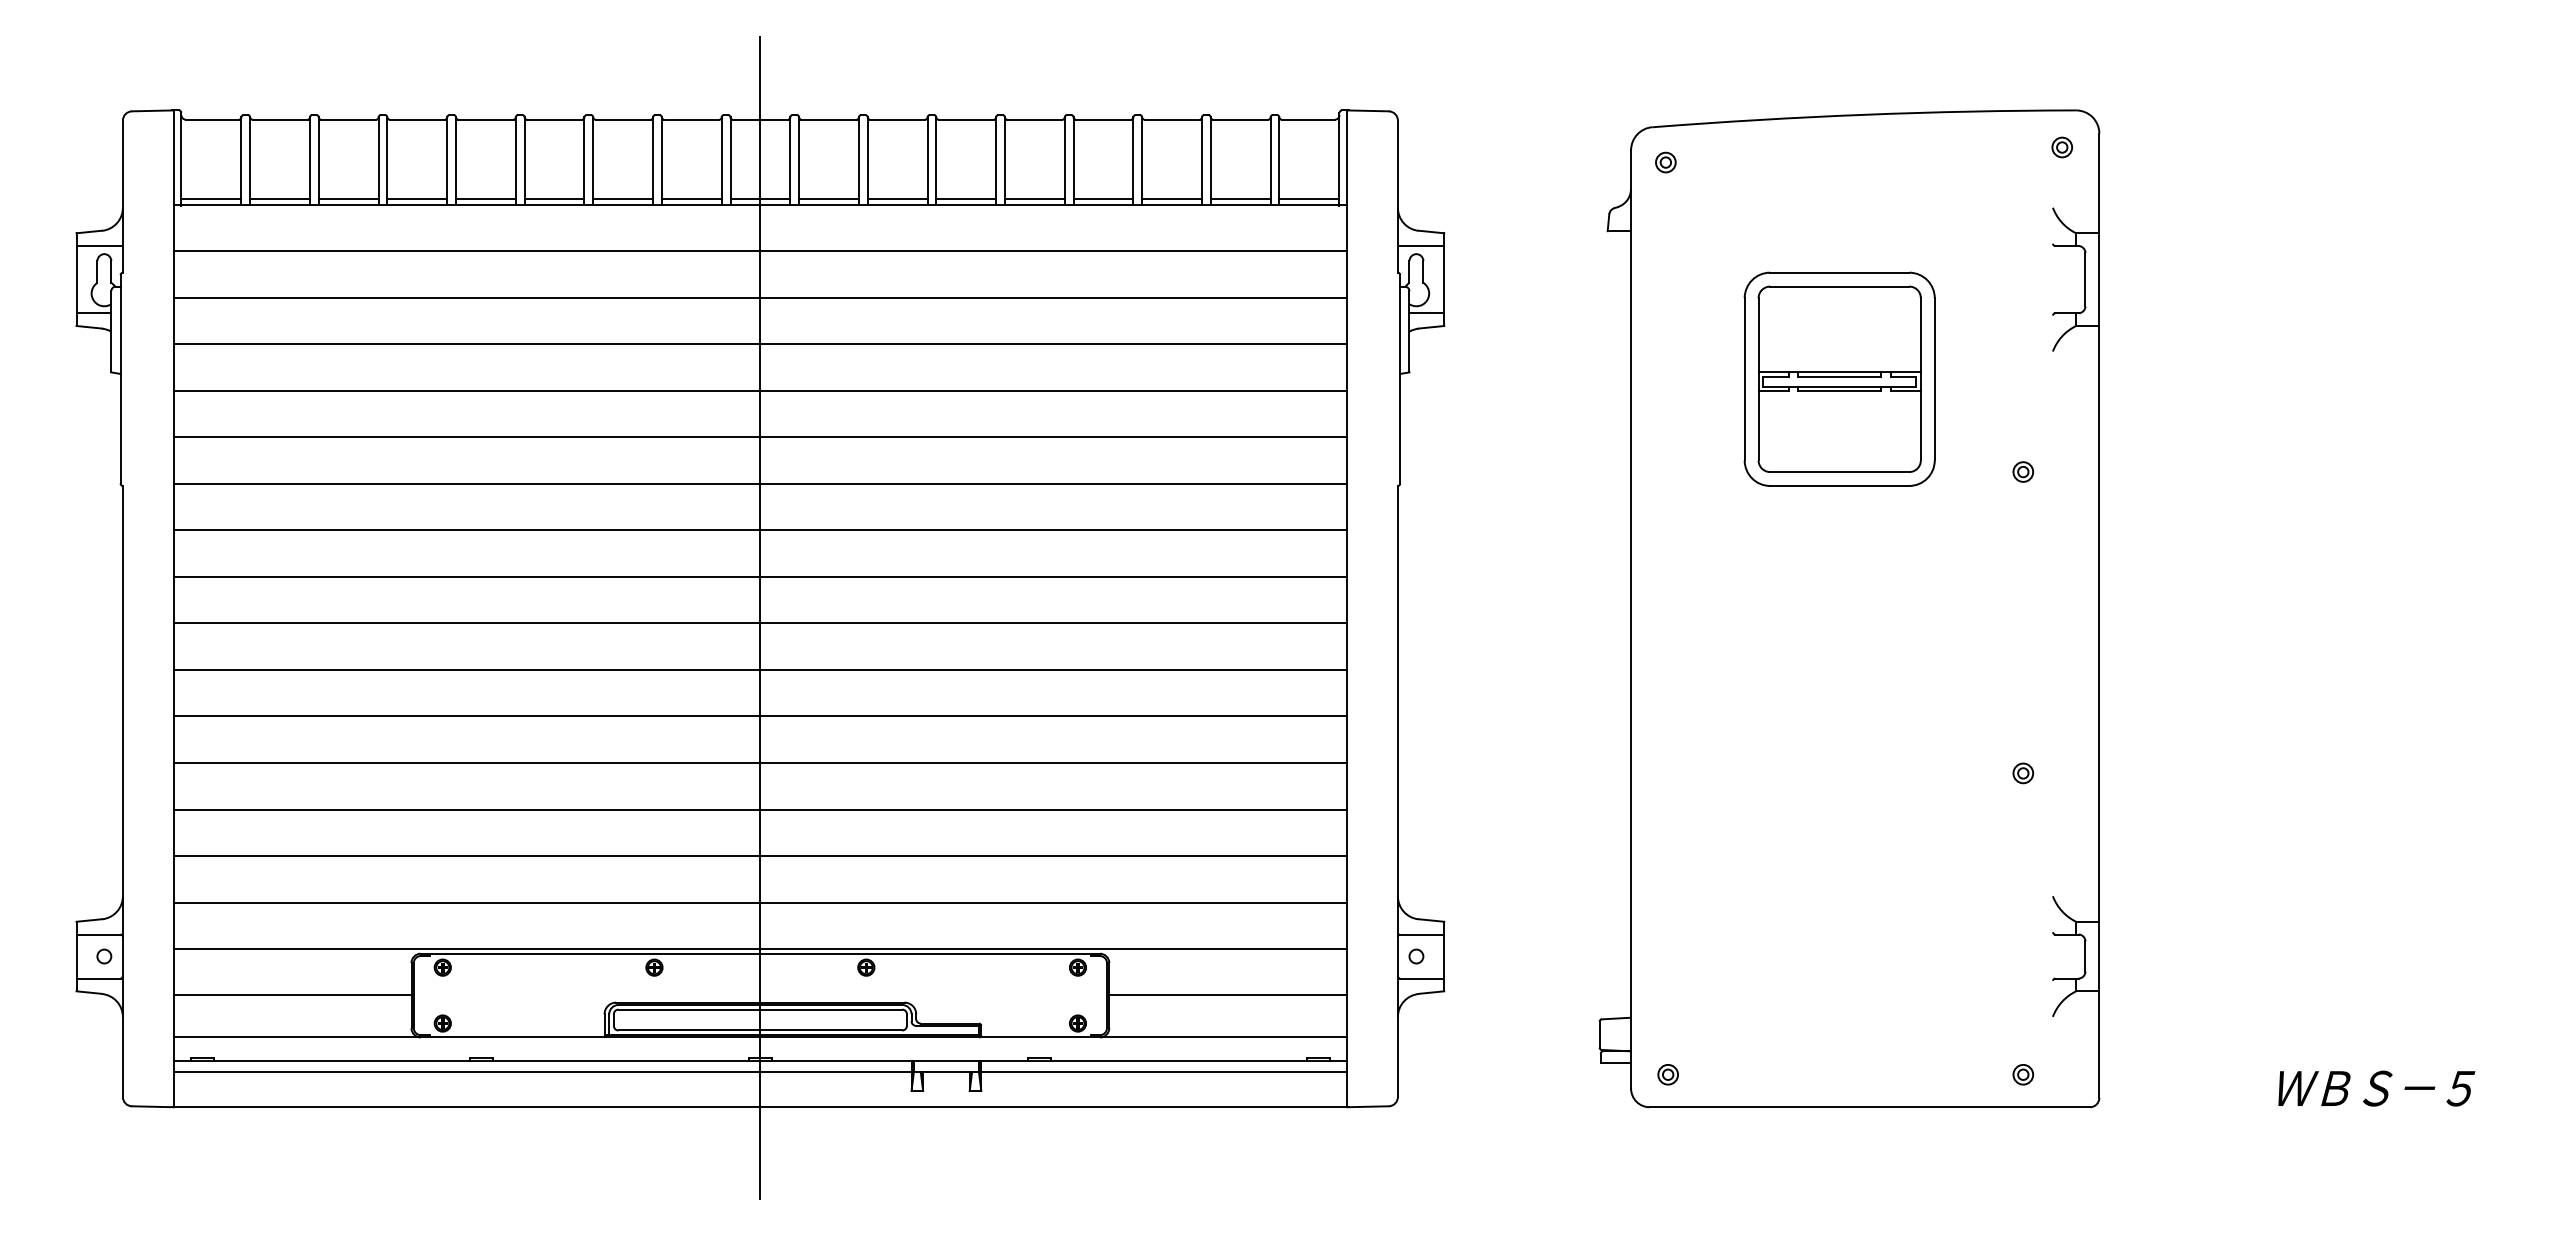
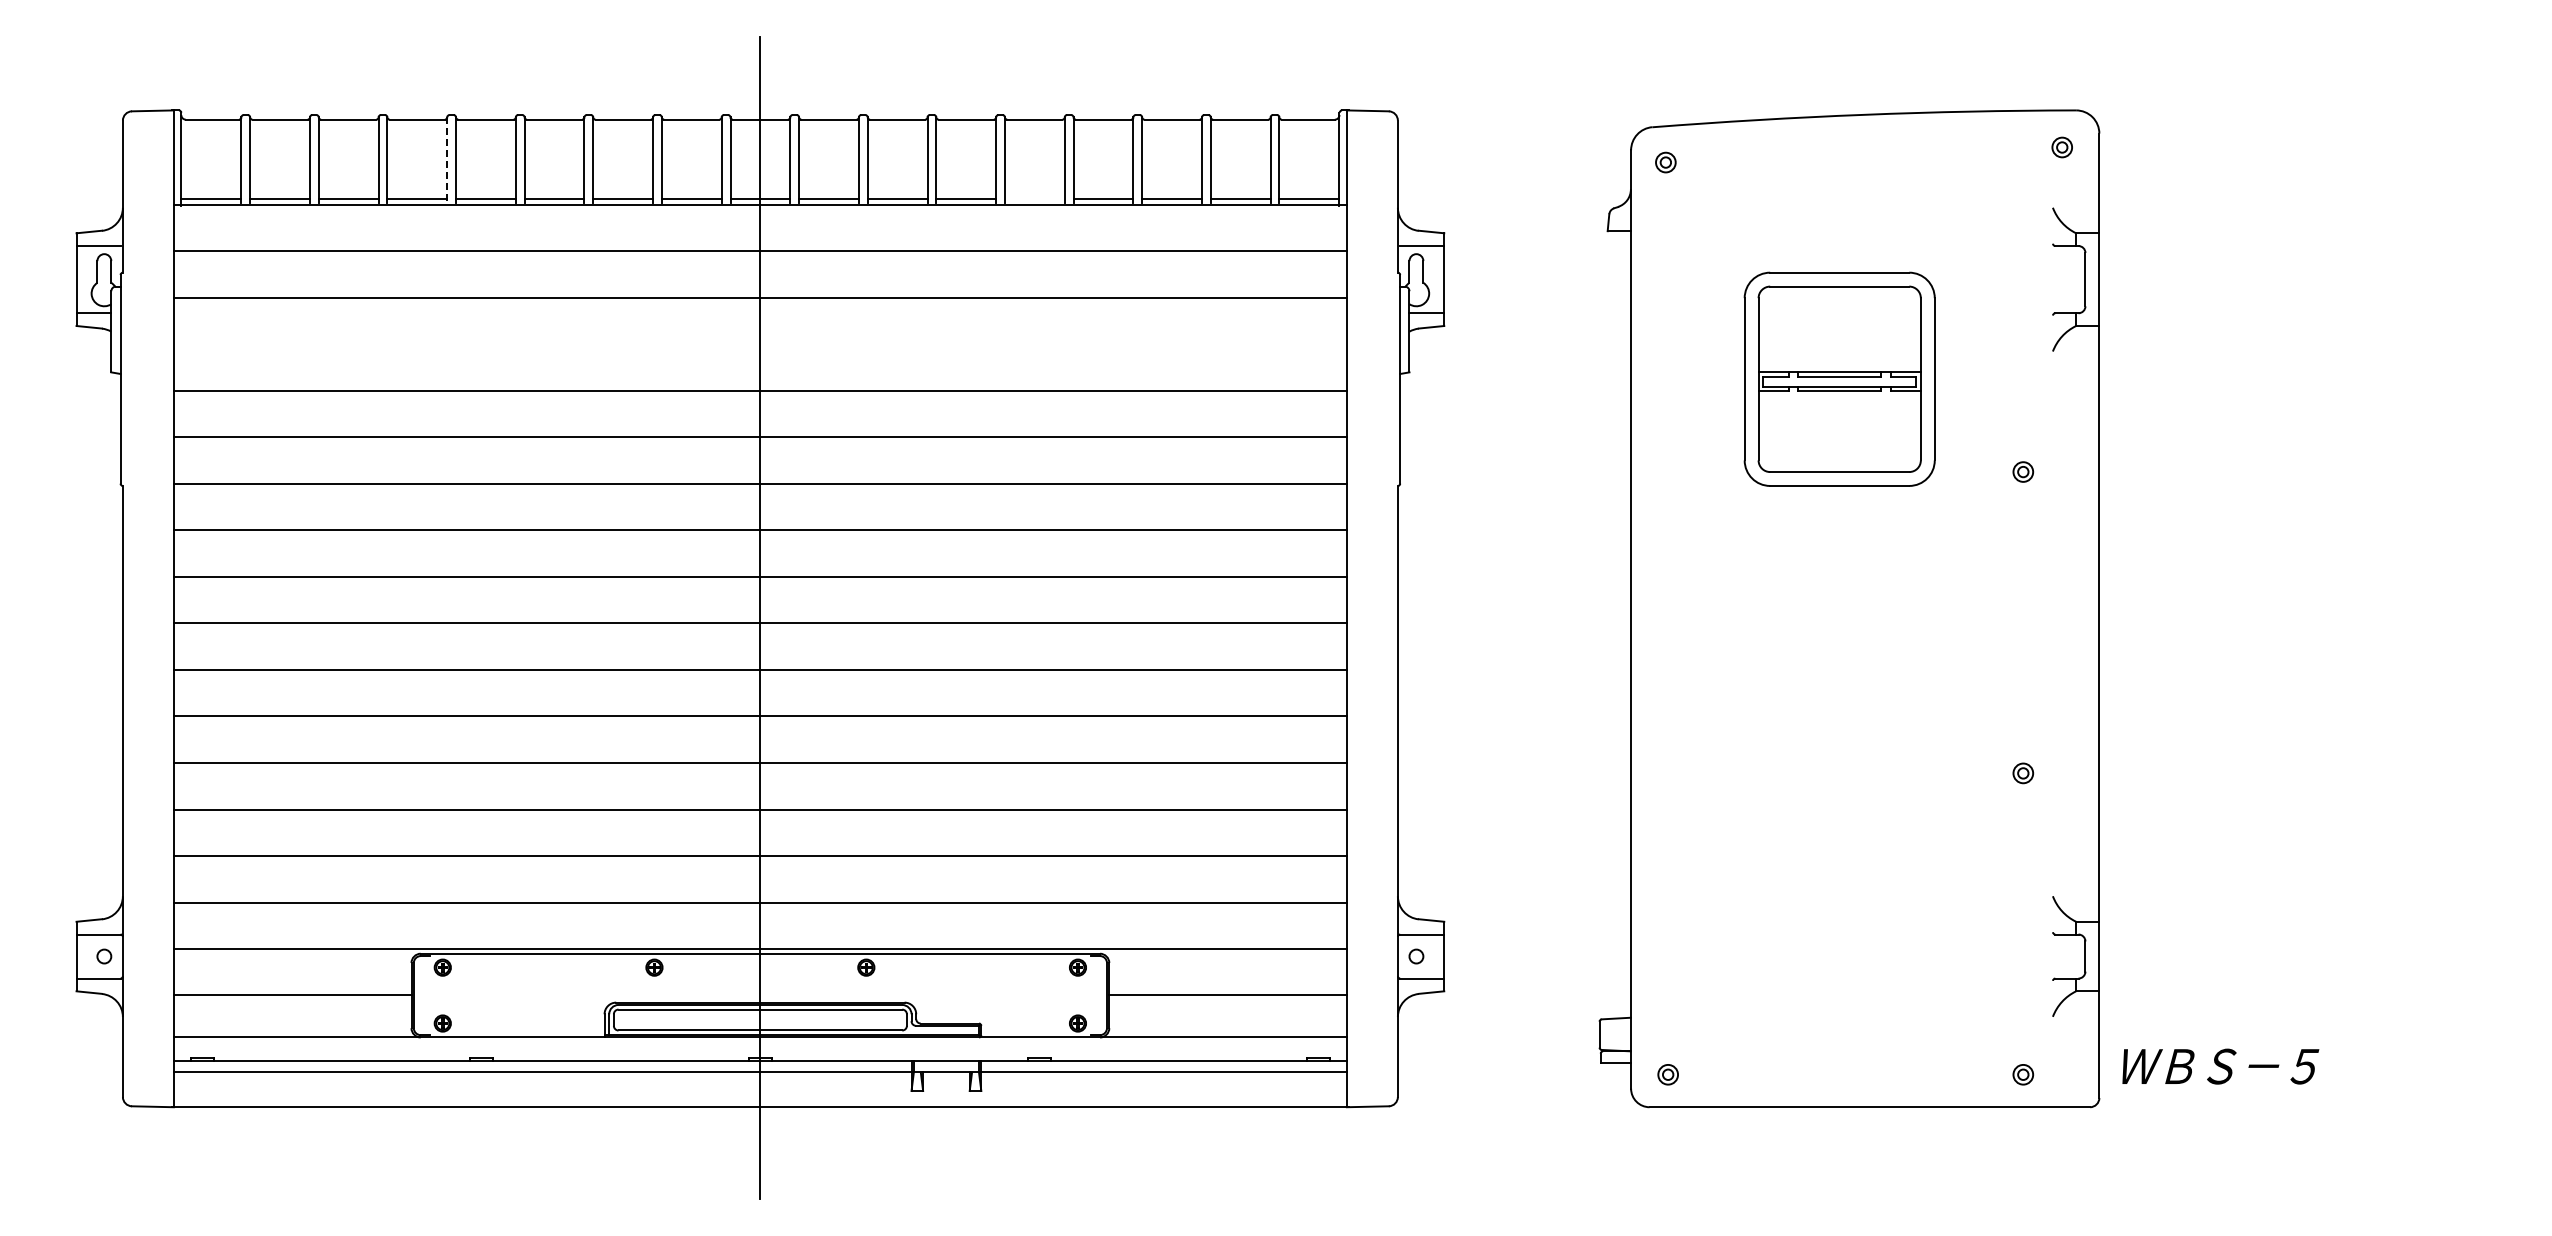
line: solid -> dashed (447, 160)
line: present -> none (1034, 198)
line: present -> none (759, 344)
text position: (2376, 1088) -> (2220, 1066) (2220, 1066)
